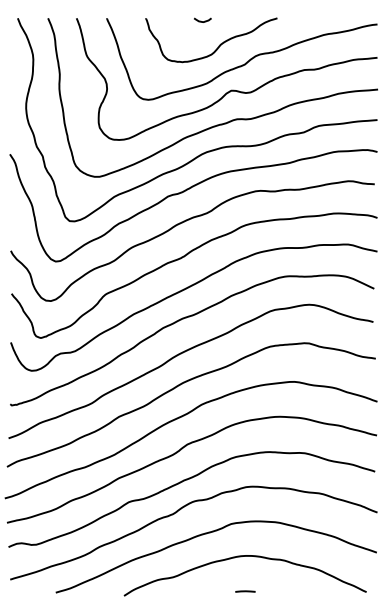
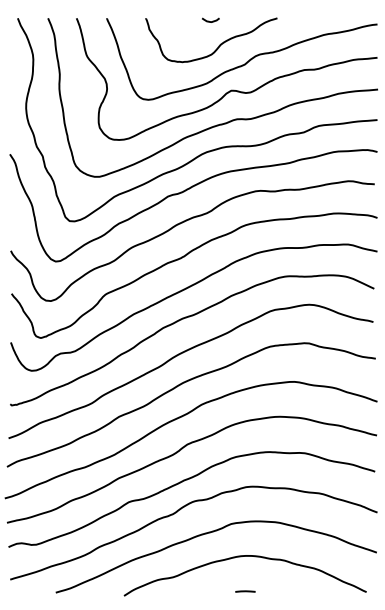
curve position: (202, 21) -> (210, 21) (210, 21)
